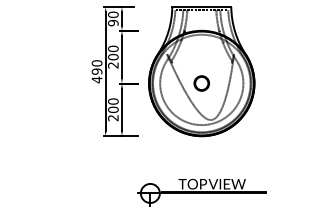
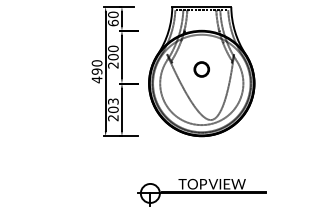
text: 90 -> 60 (113, 22)
circle position: (201, 83) -> (201, 69) (201, 69)
text: 200 -> 203 (113, 101)
